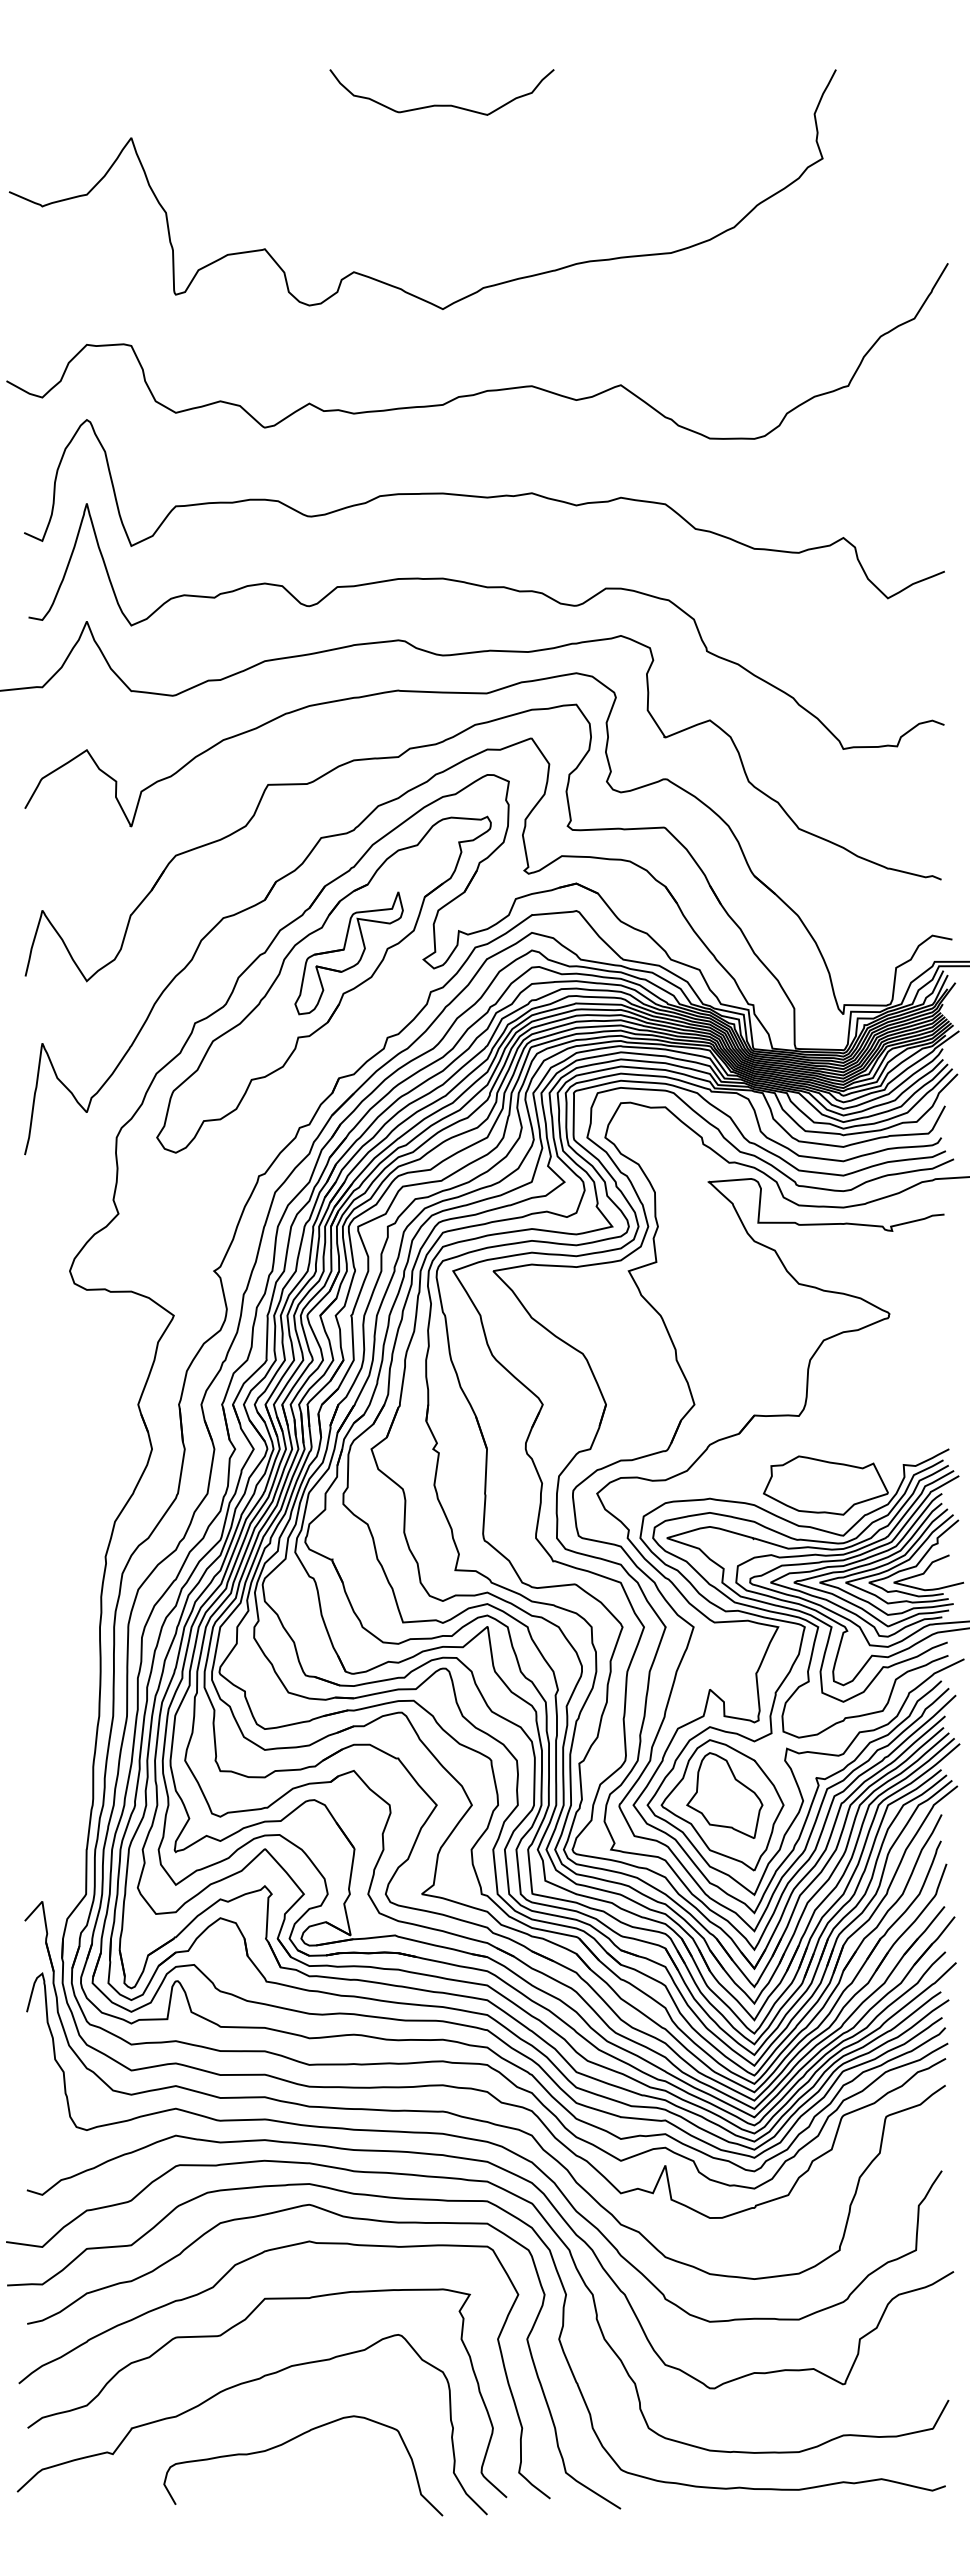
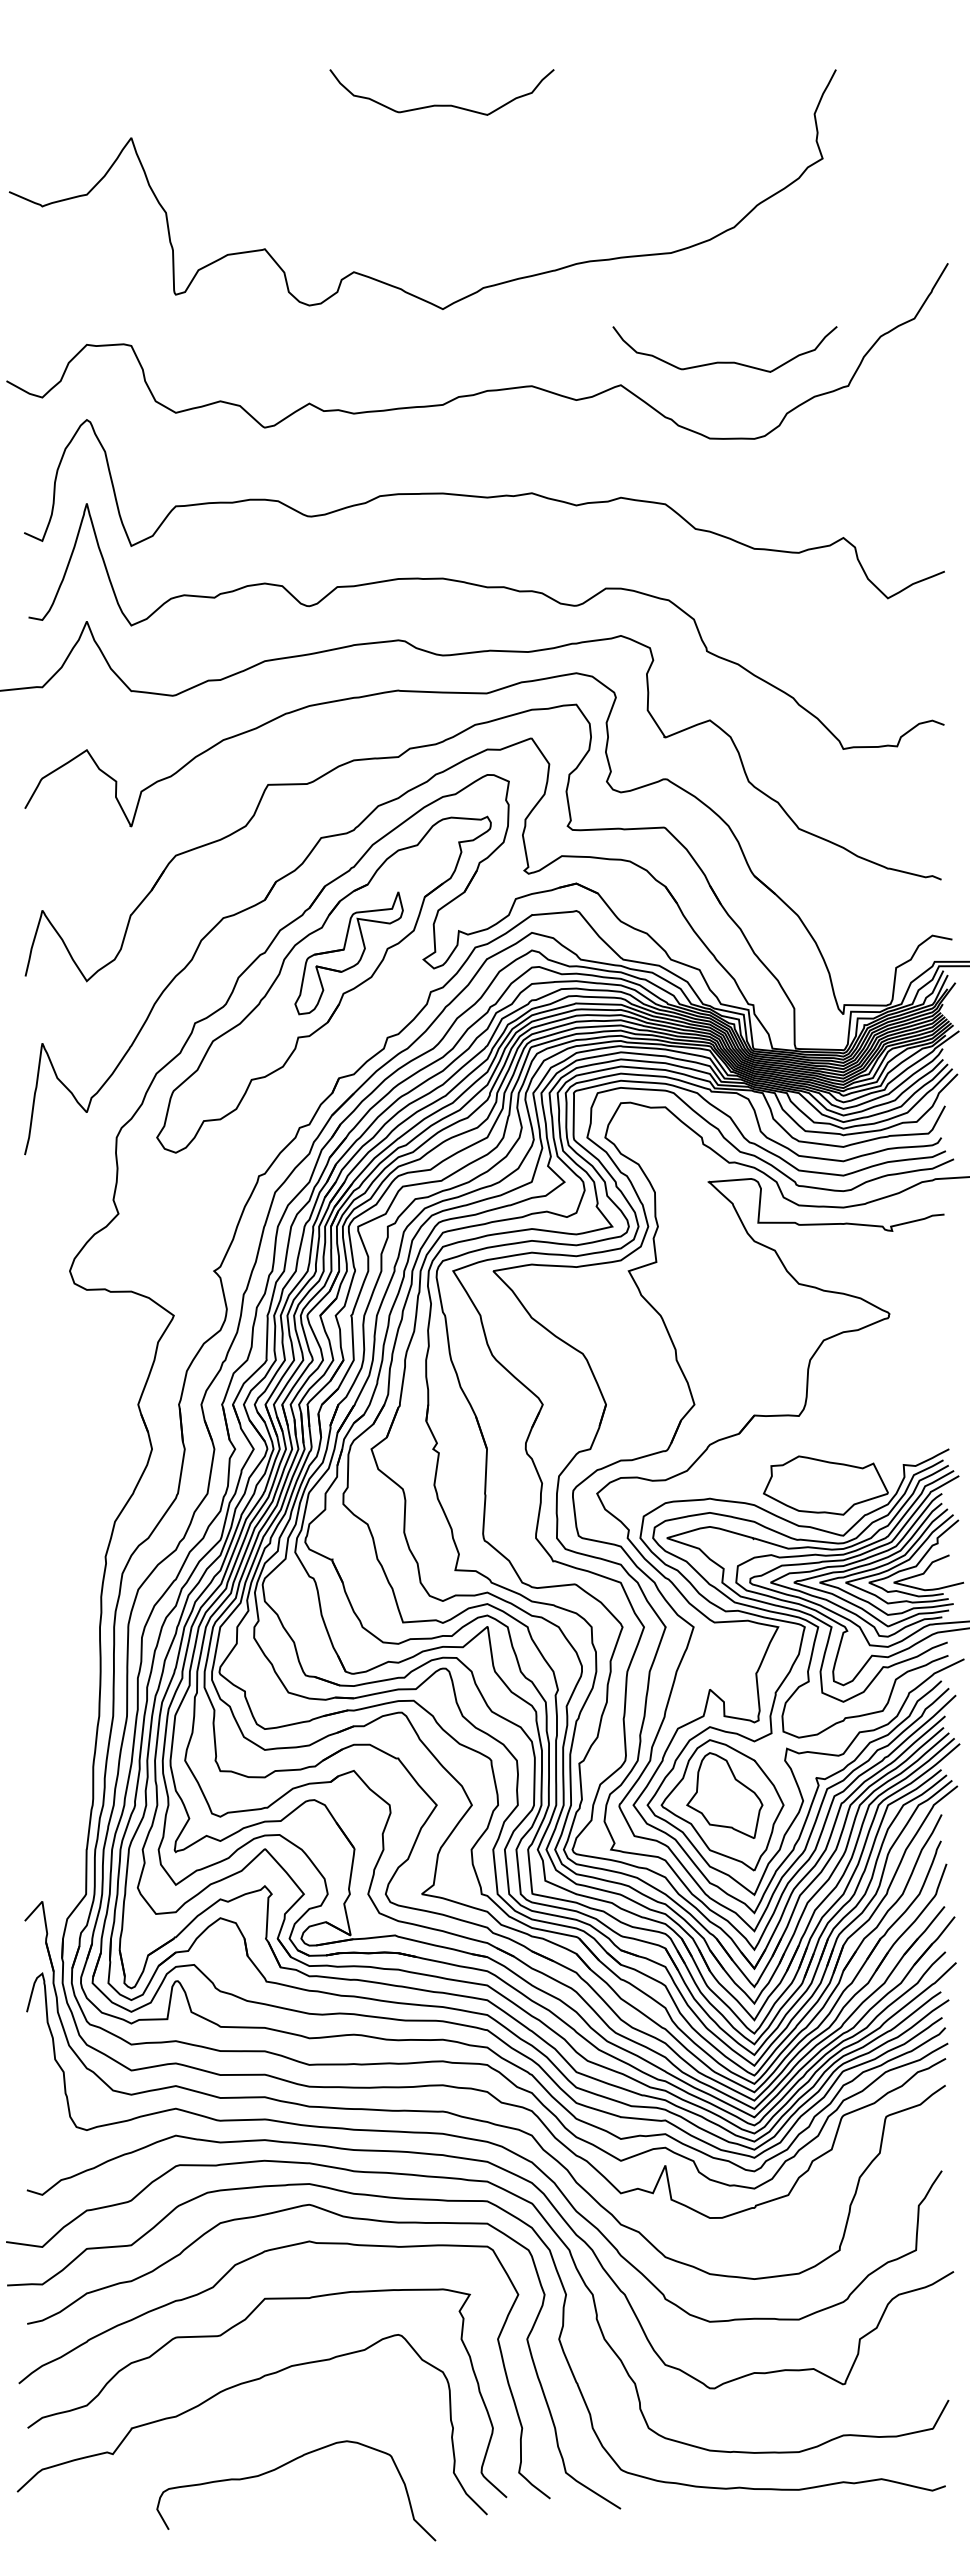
curve: none -> present (724, 361)
curve position: (290, 2441) -> (283, 2466) (283, 2466)
